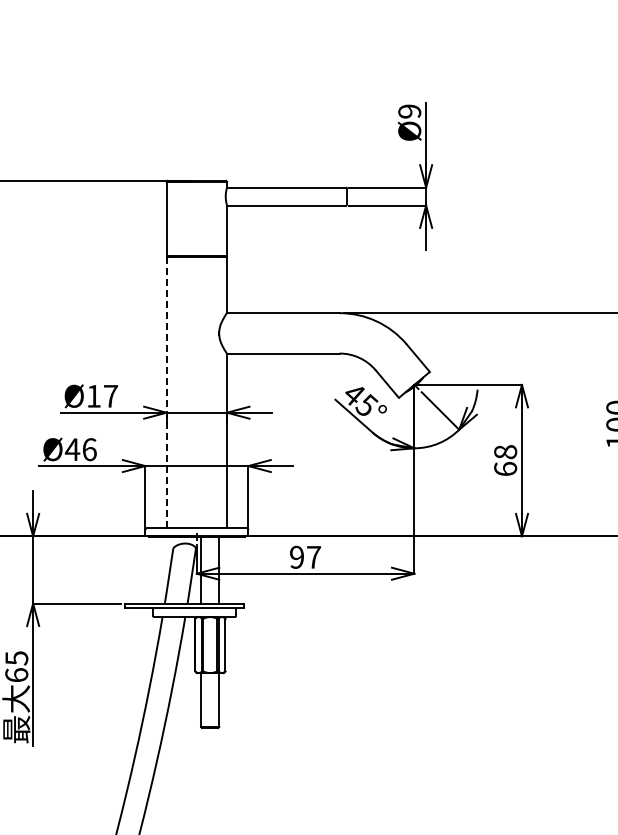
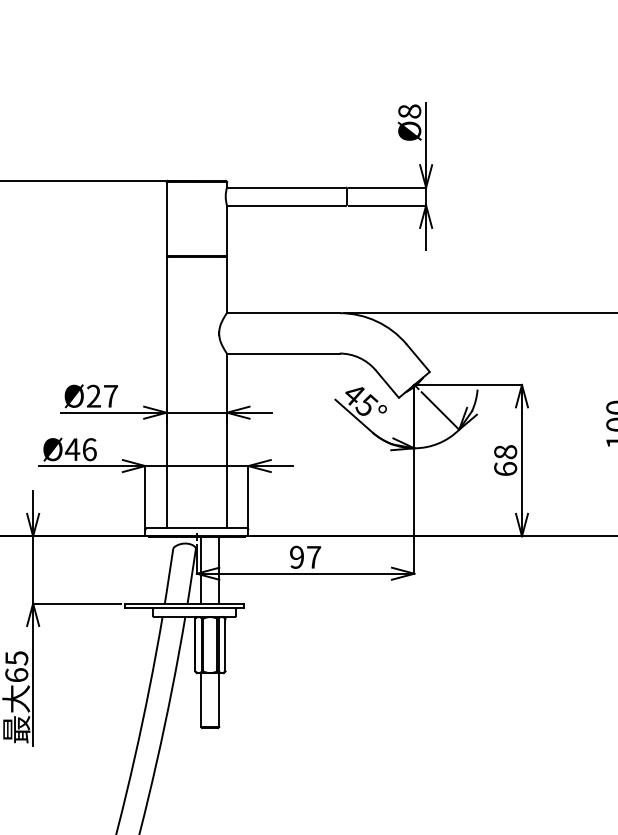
text: Ø9 -> Ø8 (409, 111)
line: dashed -> solid (166, 392)
text: Ø17 -> Ø27 (93, 395)
